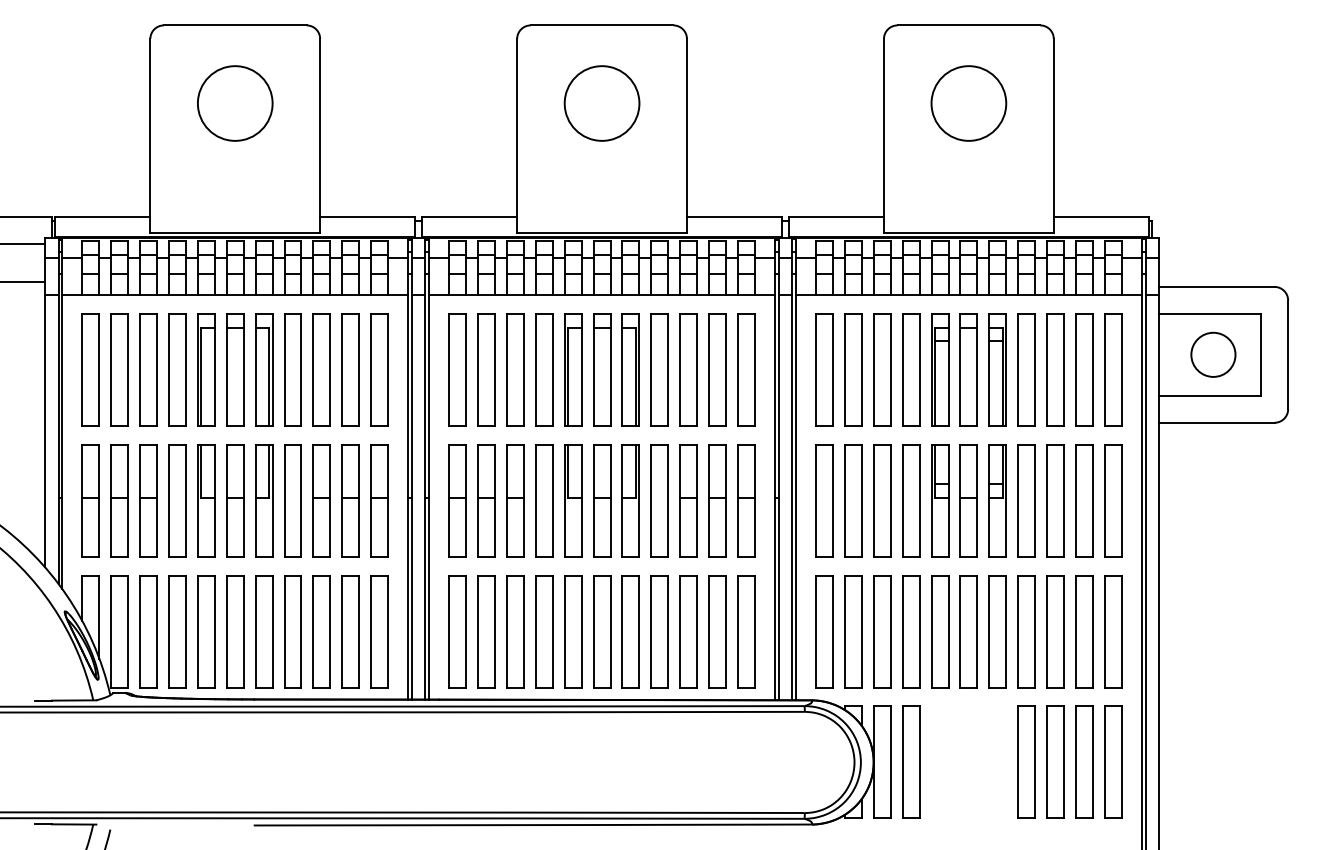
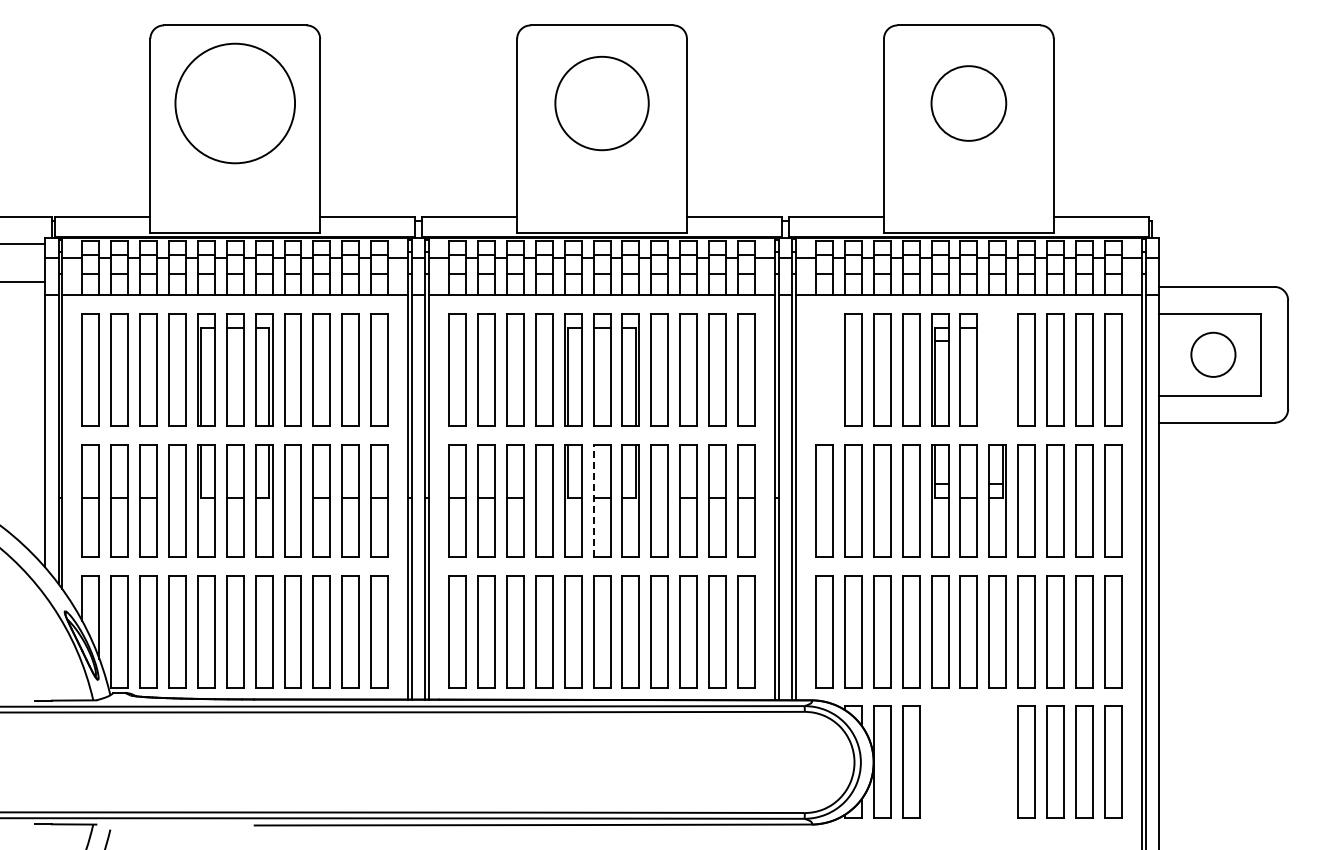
circle diameter: 75 px -> 120 px (235, 103)
circle diameter: 75 px -> 93 px (601, 103)
part: present -> none (824, 369)
part: present -> none (997, 369)
line: solid -> dashed (593, 500)
